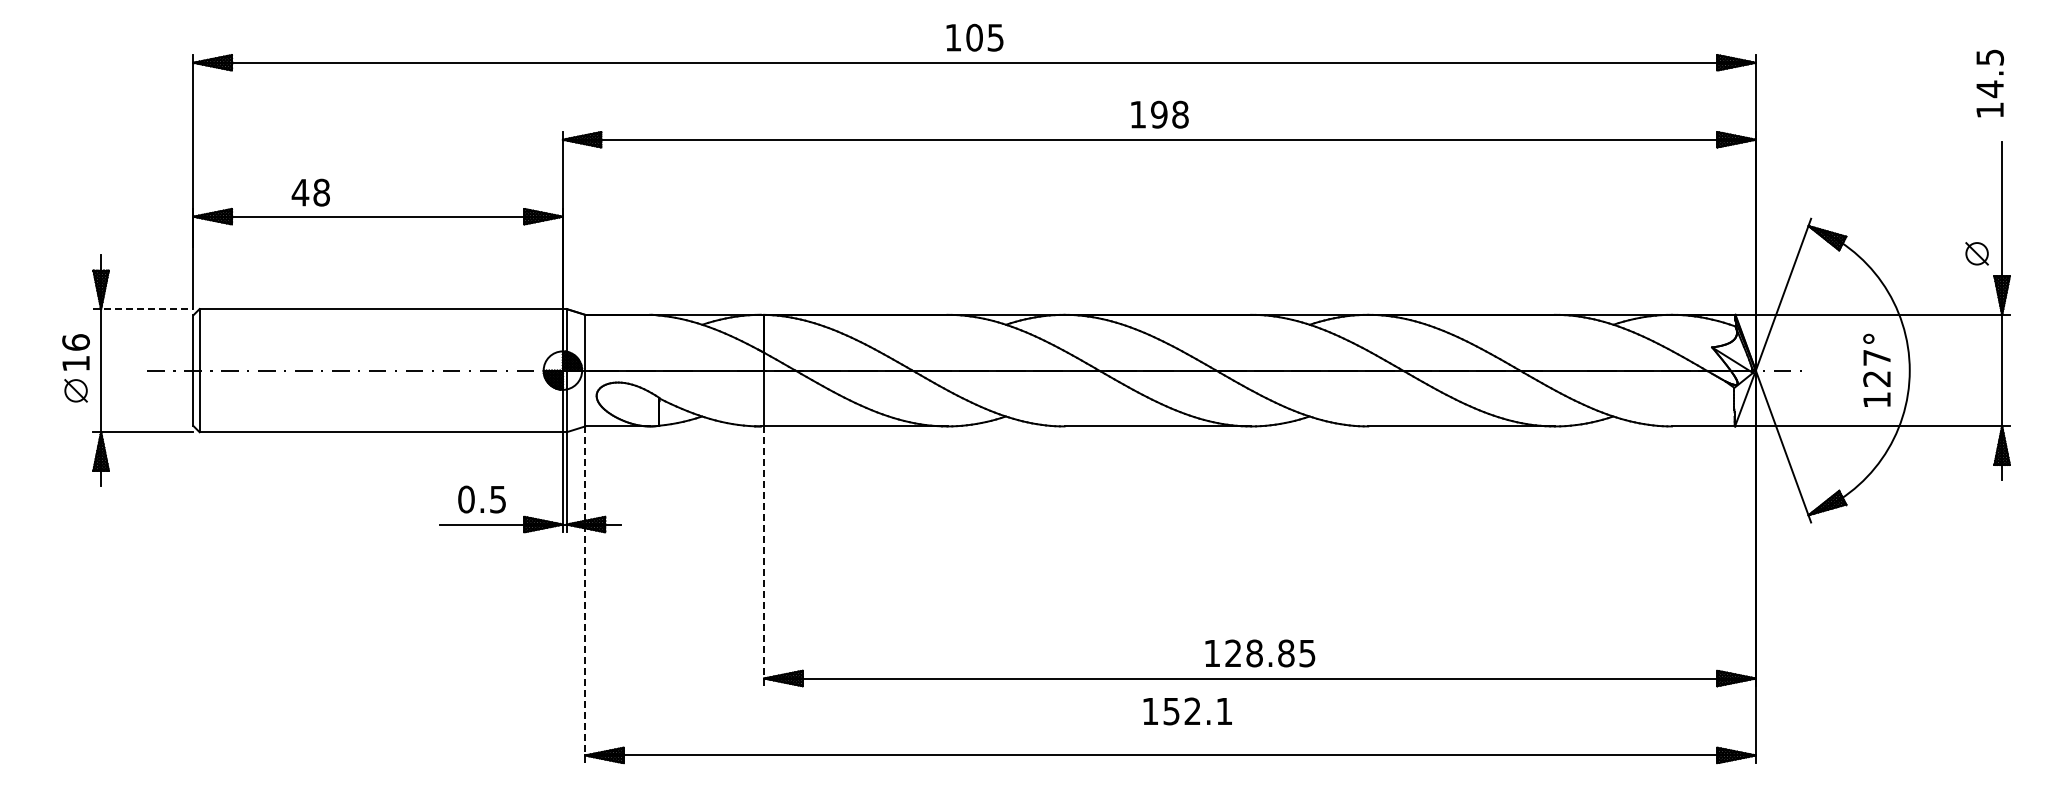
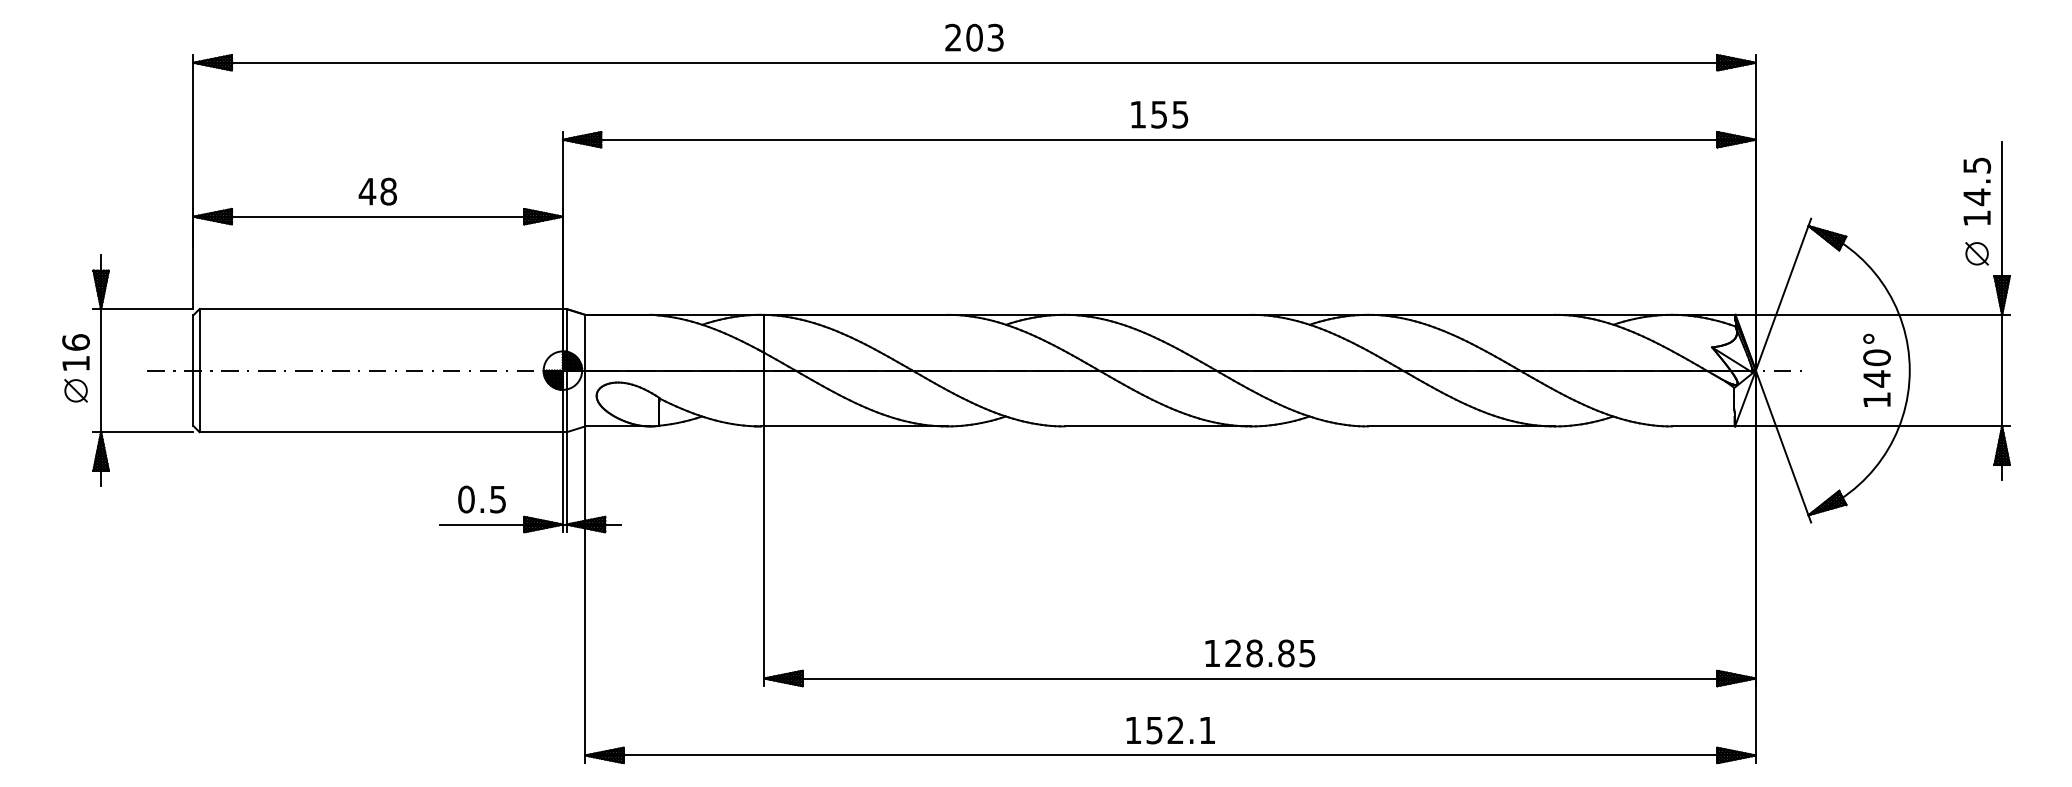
text: 105 -> 203 (974, 37)
text position: (1989, 83) -> (1976, 191) (1976, 191)
text: 198 -> 155 (1169, 114)
text position: (310, 192) -> (377, 191) (377, 191)
line: dashed -> solid (143, 309)
text: 127° -> 140° (1876, 368)
line: dashed -> solid (764, 556)
line: dashed -> solid (585, 595)
text position: (1187, 711) -> (1170, 730) (1170, 730)
